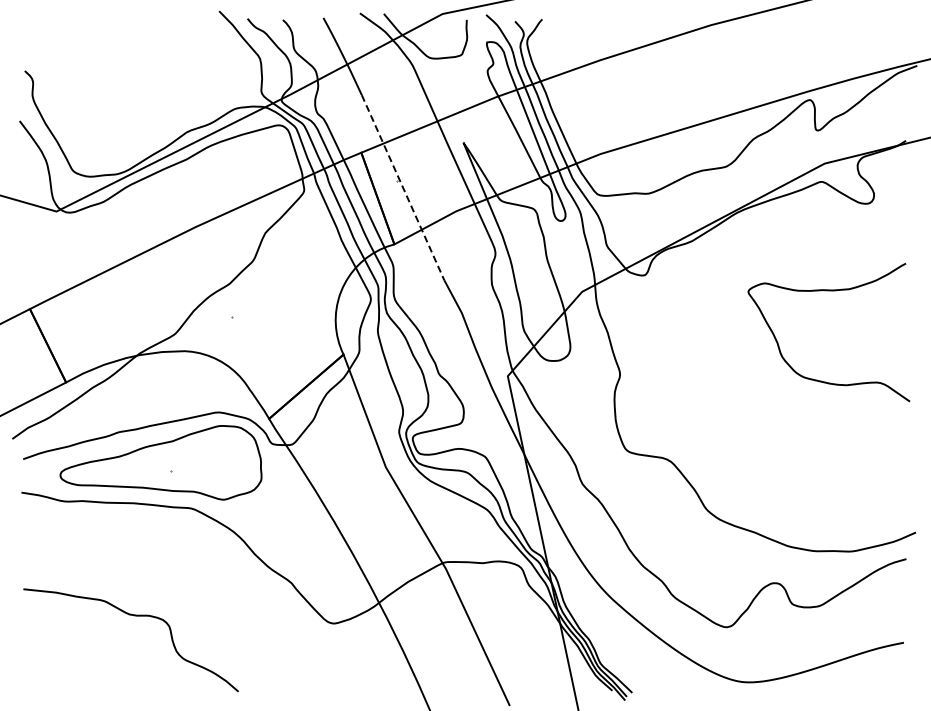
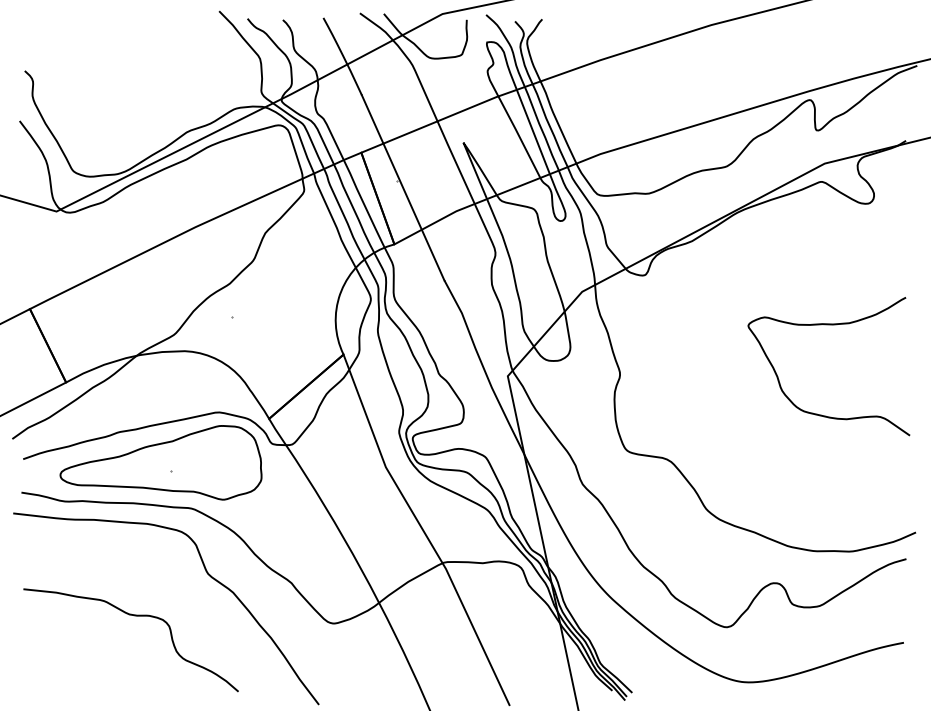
line: dashed -> solid (403, 188)
curve position: (828, 291) -> (828, 325) (828, 325)
curve: none -> present (206, 573)
